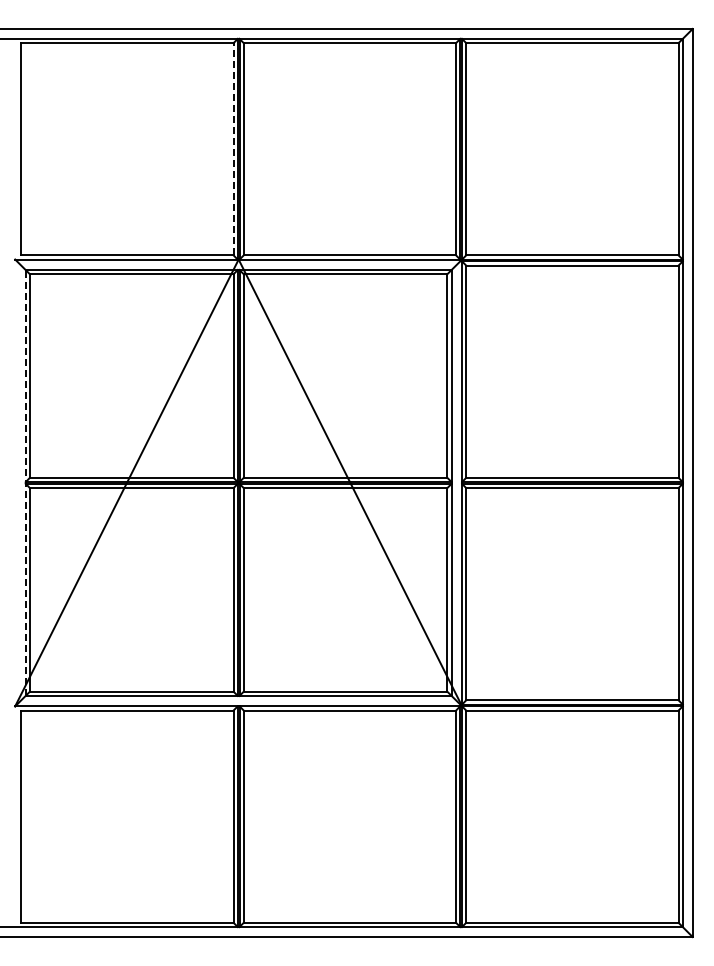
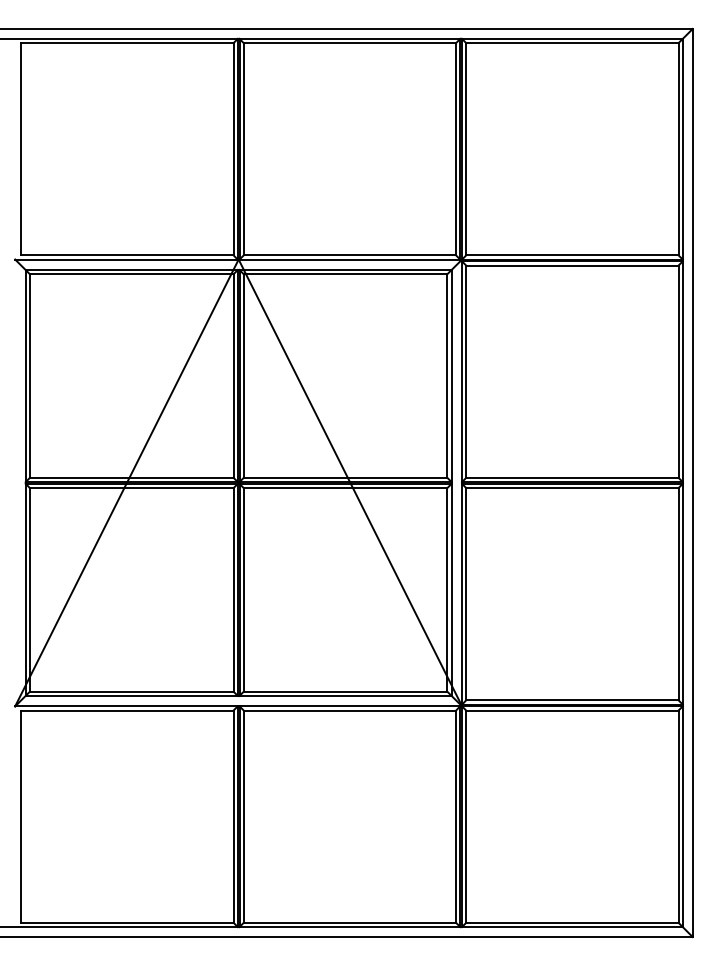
line: dashed -> solid (233, 148)
line: dashed -> solid (25, 482)
